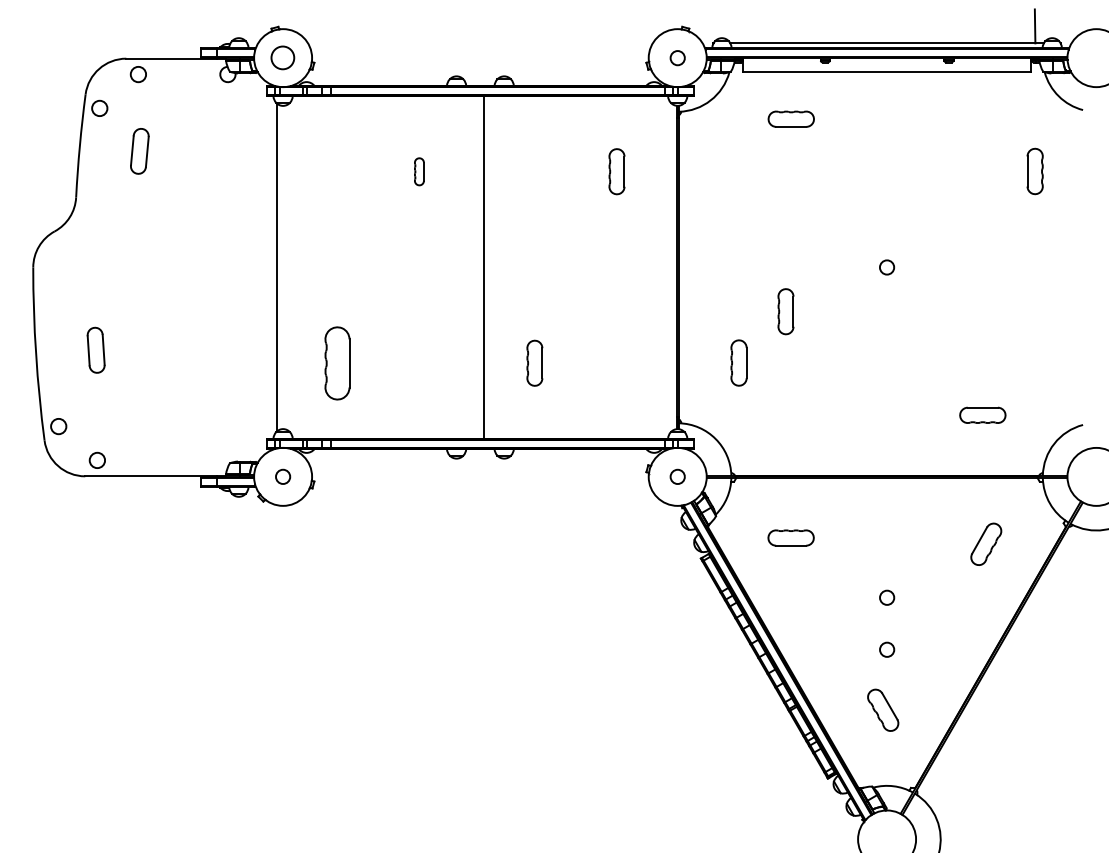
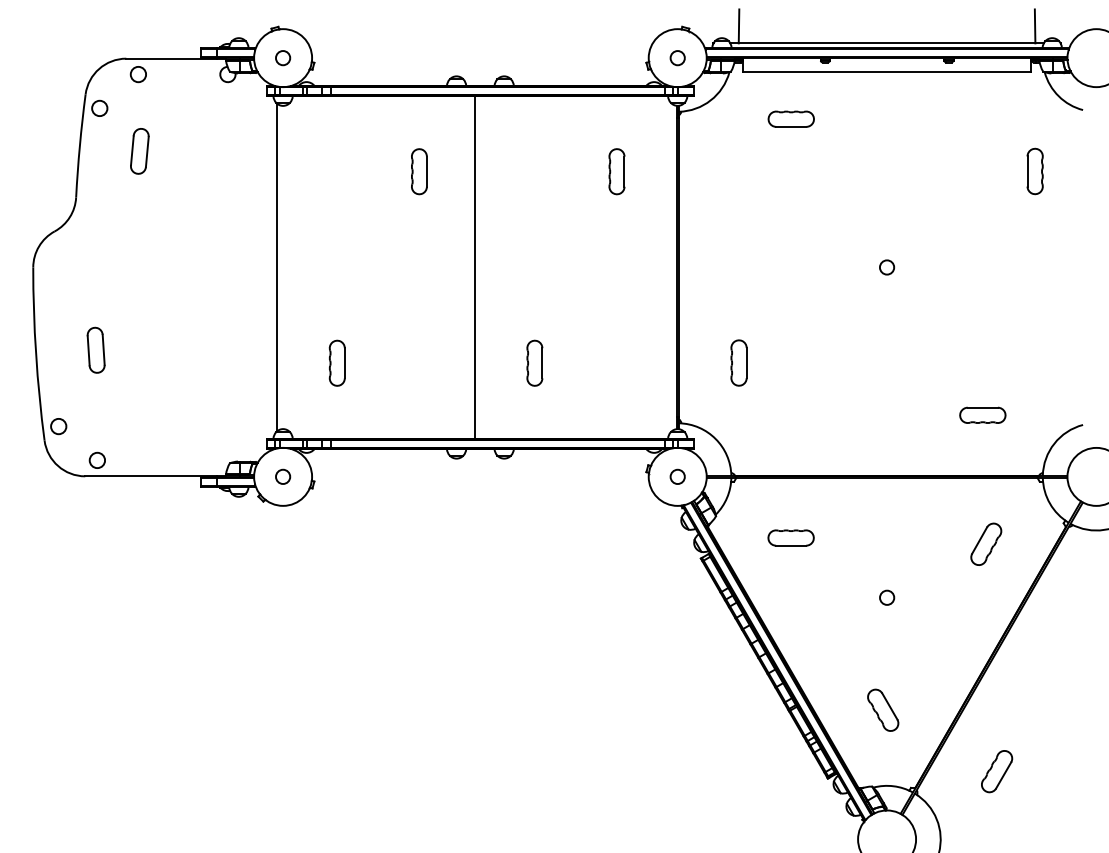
line: none -> present (738, 26)
circle size: 26x26 px -> 17x17 px (283, 58)
part size: 11x30 px -> 17x48 px (419, 171)
line position: (483, 267) -> (474, 267) (474, 267)
part: present -> none (785, 311)
part size: 27x75 px -> 18x48 px (336, 362)
circle: present -> none (887, 649)
part: none -> present (997, 771)
